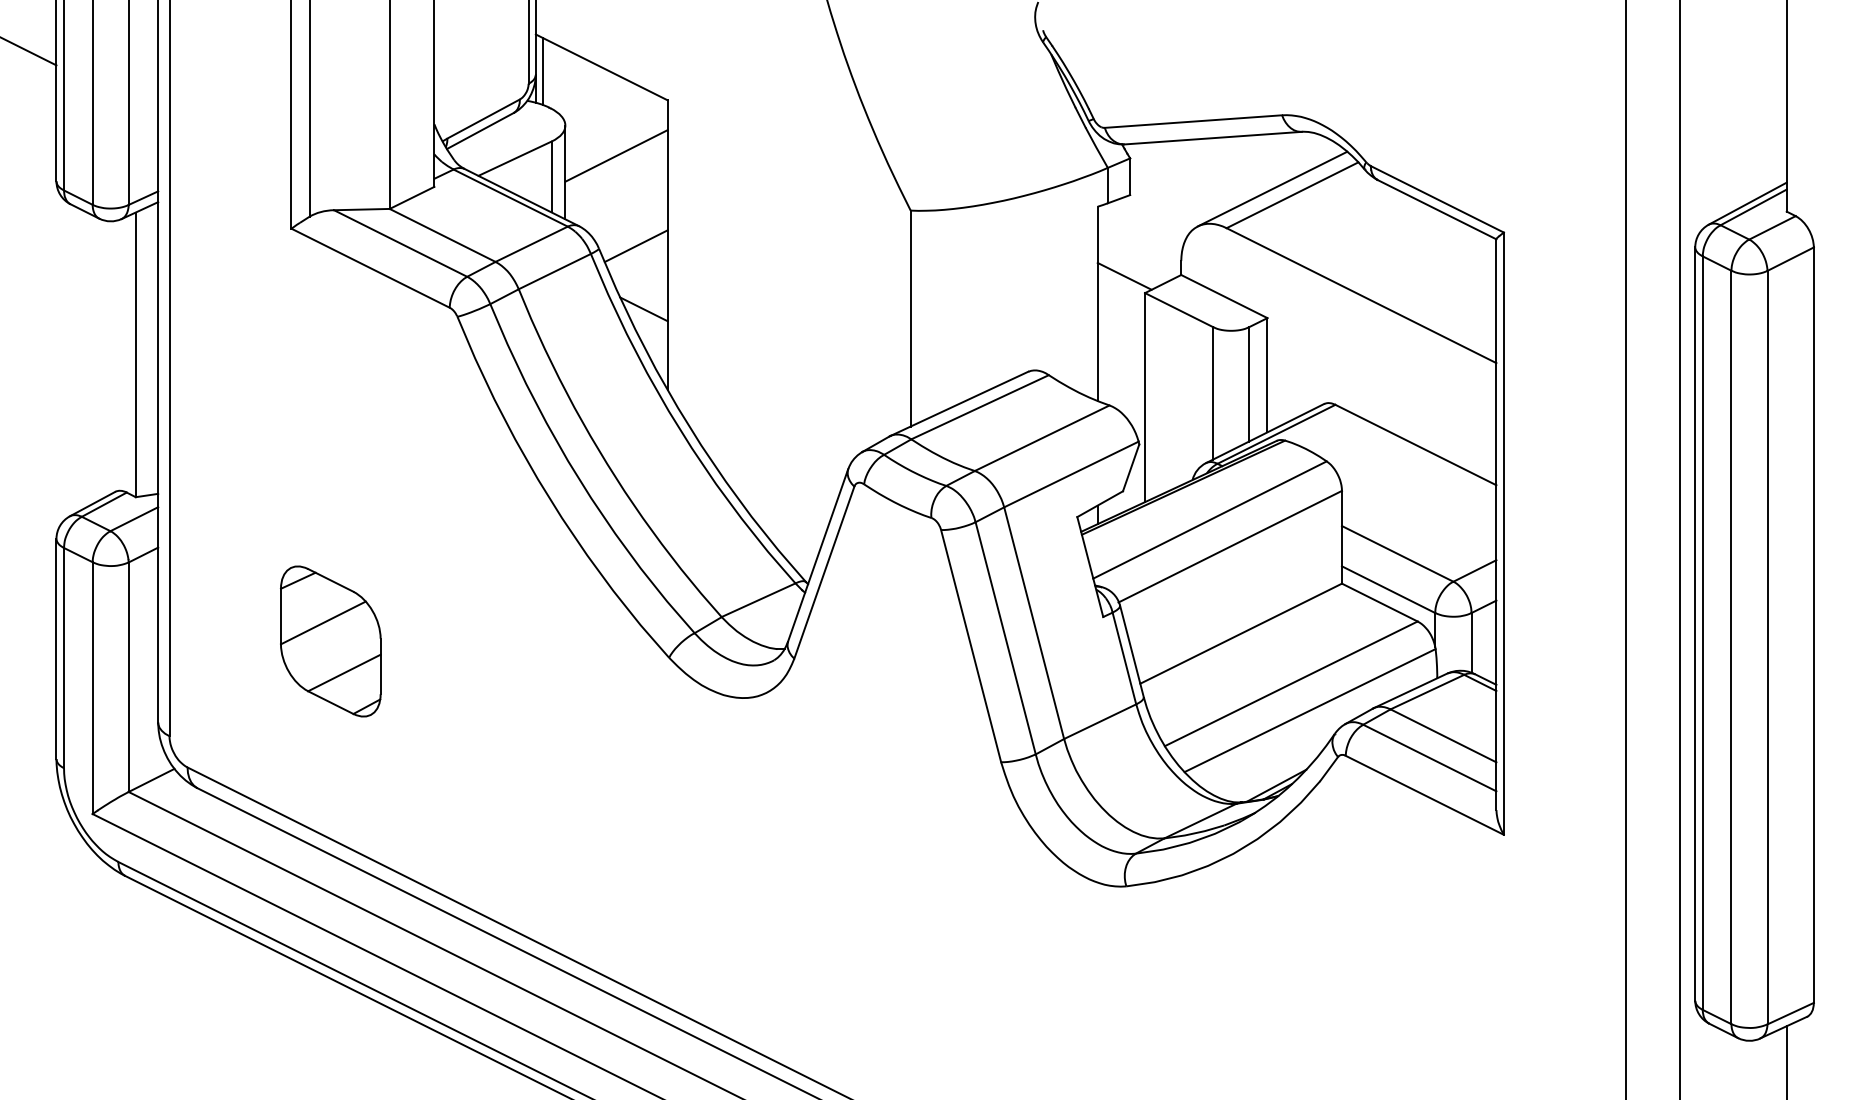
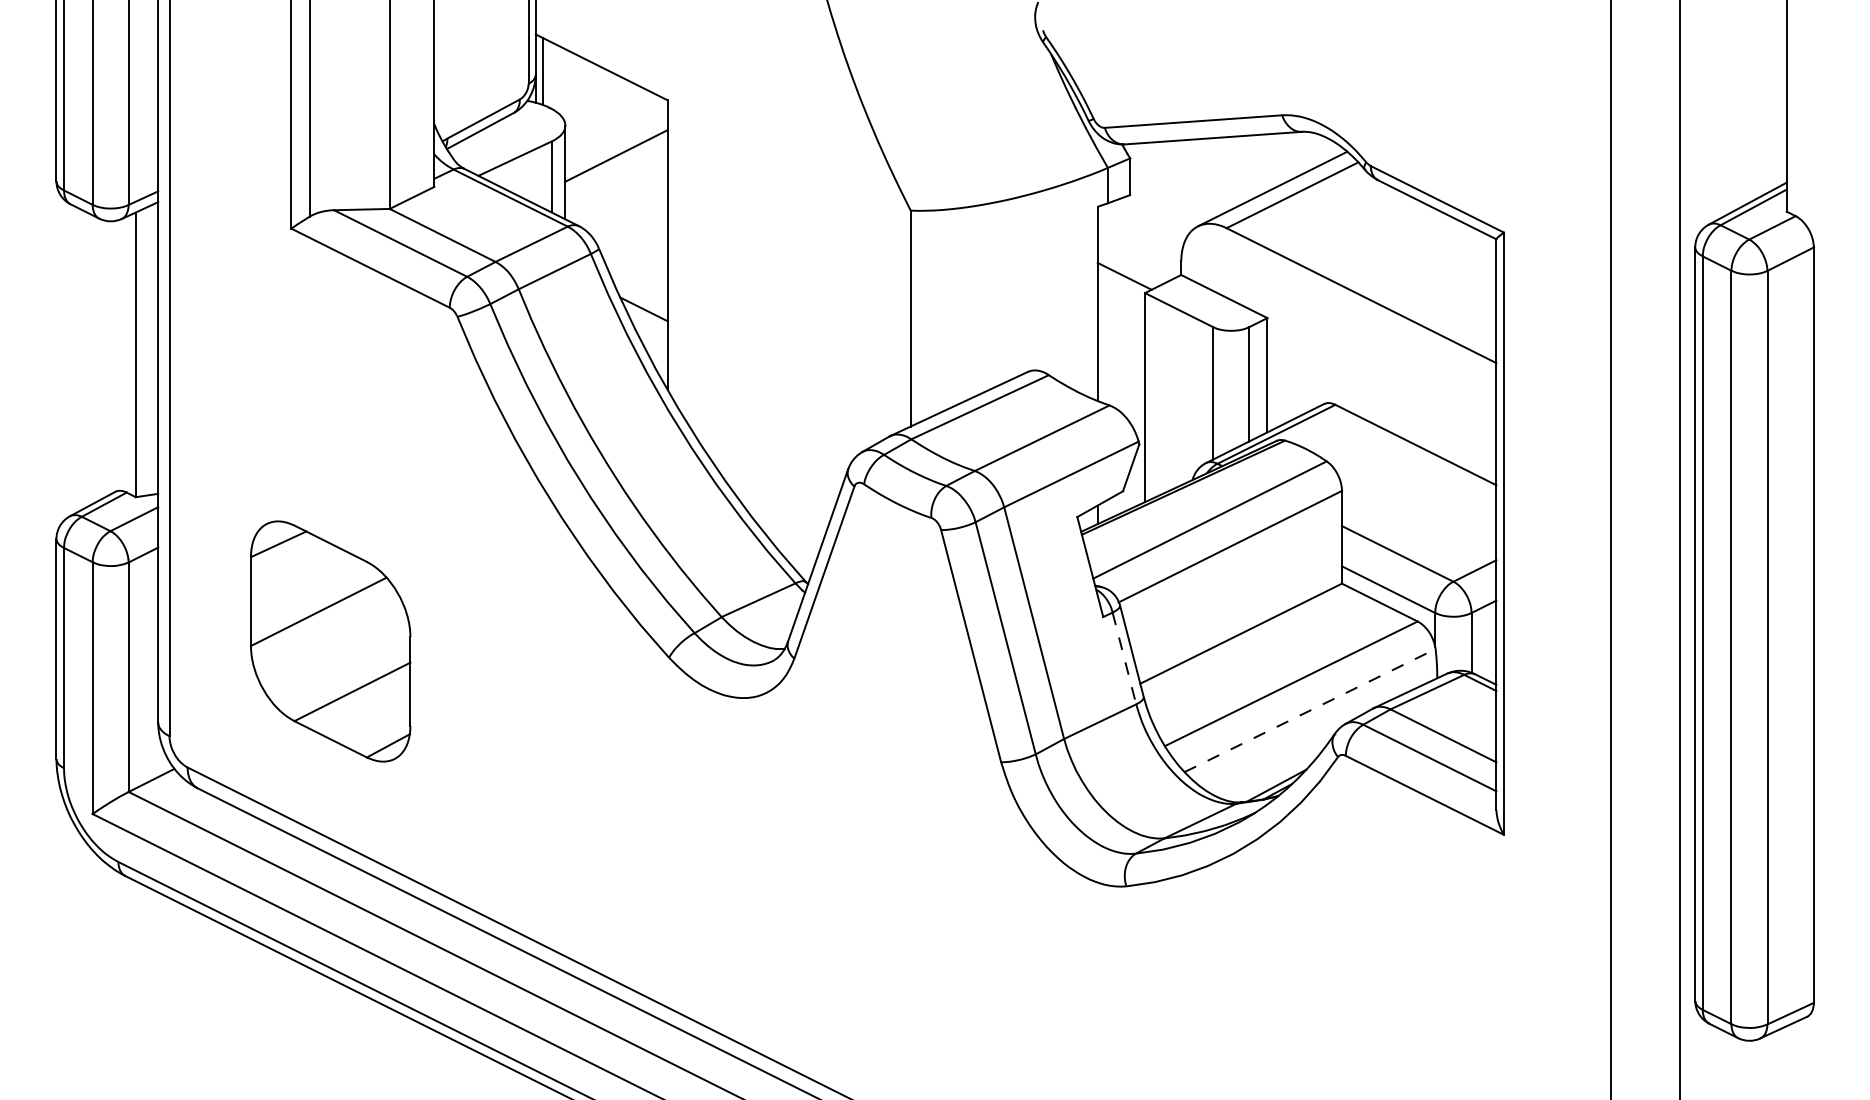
line: present -> none (29, 51)
line: present -> none (635, 246)
line position: (1626, 549) -> (1611, 549) (1611, 549)
part size: 102x153 px -> 162x243 px (330, 641)
line: solid -> dashed (1124, 658)
line: solid -> dashed (1310, 710)
line: present -> none (1786, 1061)
